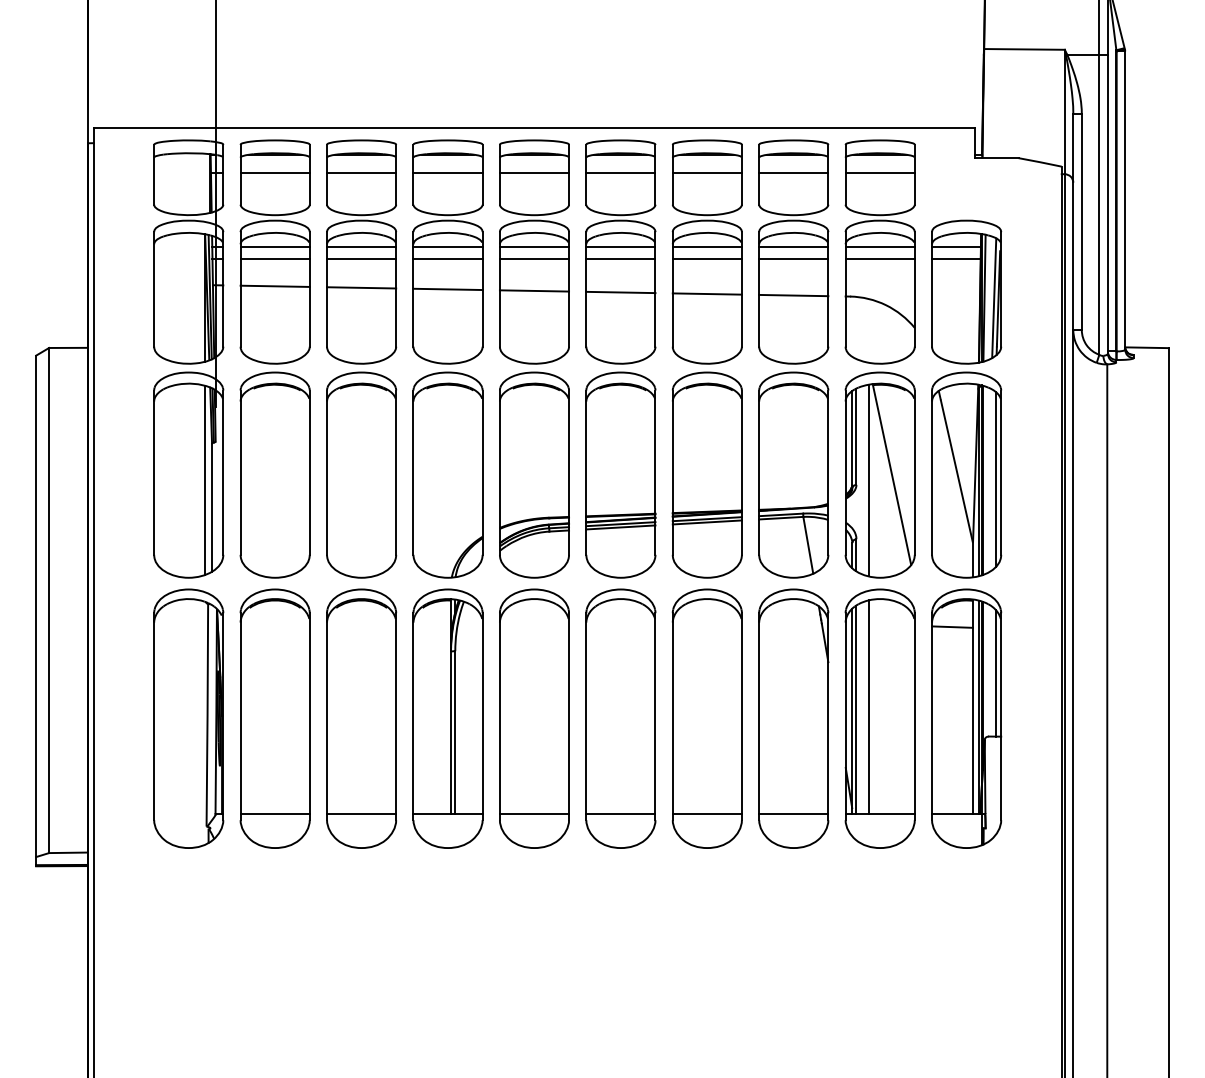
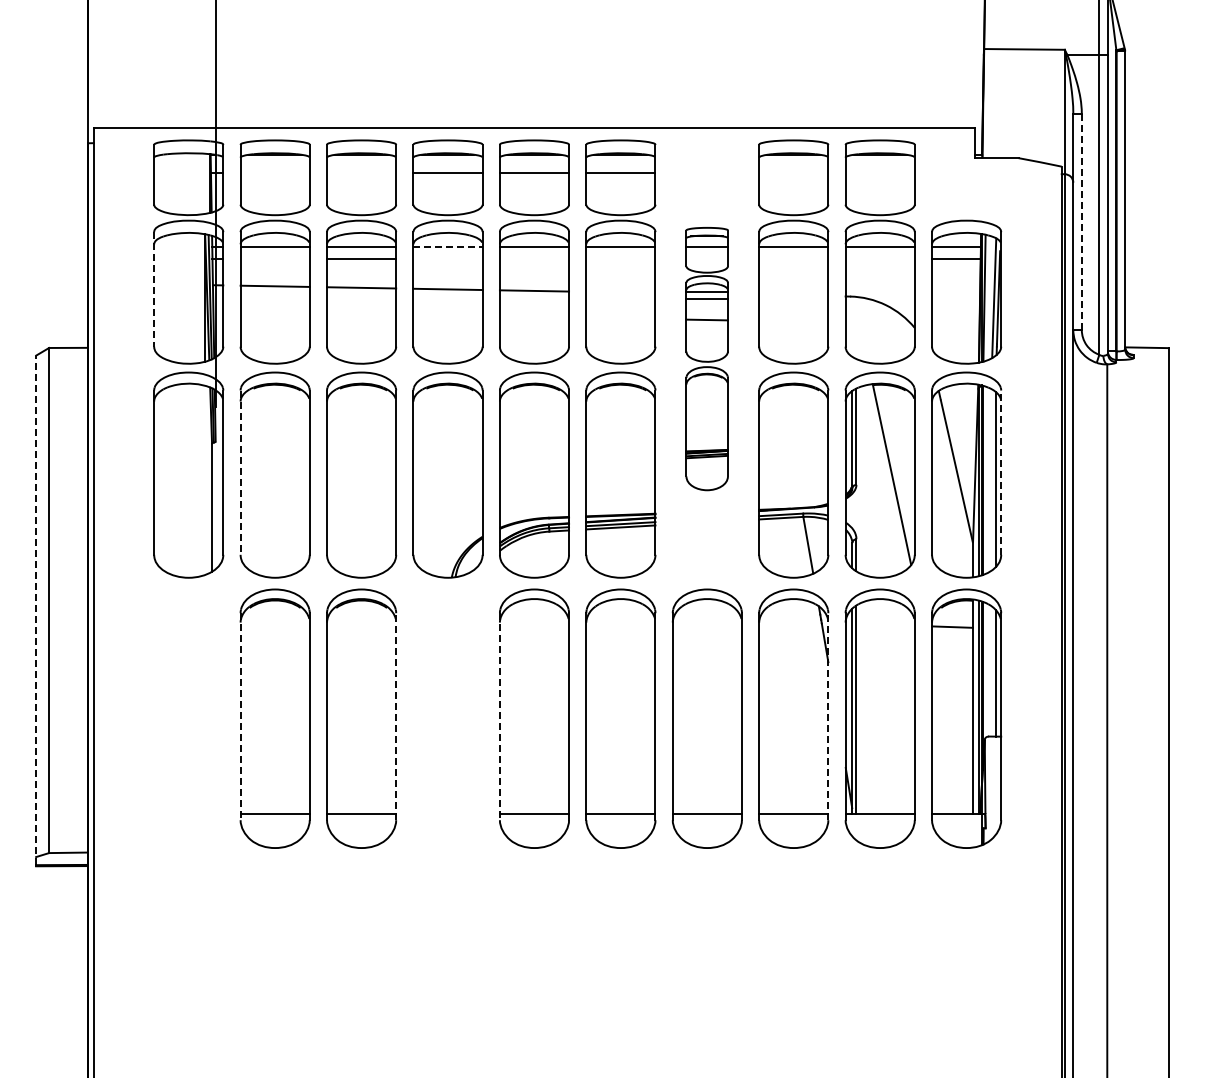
line: present -> none (274, 172)
line: present -> none (361, 172)
line: present -> none (793, 172)
line: present -> none (879, 172)
line: solid -> dashed (1081, 222)
line: solid -> dashed (448, 246)
line: present -> none (274, 259)
line: present -> none (447, 259)
line: present -> none (534, 259)
line: present -> none (620, 259)
line: present -> none (793, 259)
line: present -> none (879, 259)
line: solid -> dashed (154, 289)
line: present -> none (620, 292)
line: present -> none (793, 295)
part size: 72x440 px -> 44x265 px (706, 359)
line: solid -> dashed (1001, 472)
line: solid -> dashed (240, 473)
line: present -> none (204, 480)
line: present -> none (868, 480)
line: solid -> dashed (36, 610)
line: present -> none (868, 706)
line: solid -> dashed (396, 716)
line: solid -> dashed (828, 716)
line: solid -> dashed (240, 717)
line: solid -> dashed (499, 717)
part: present -> none (188, 718)
part: present -> none (447, 718)
